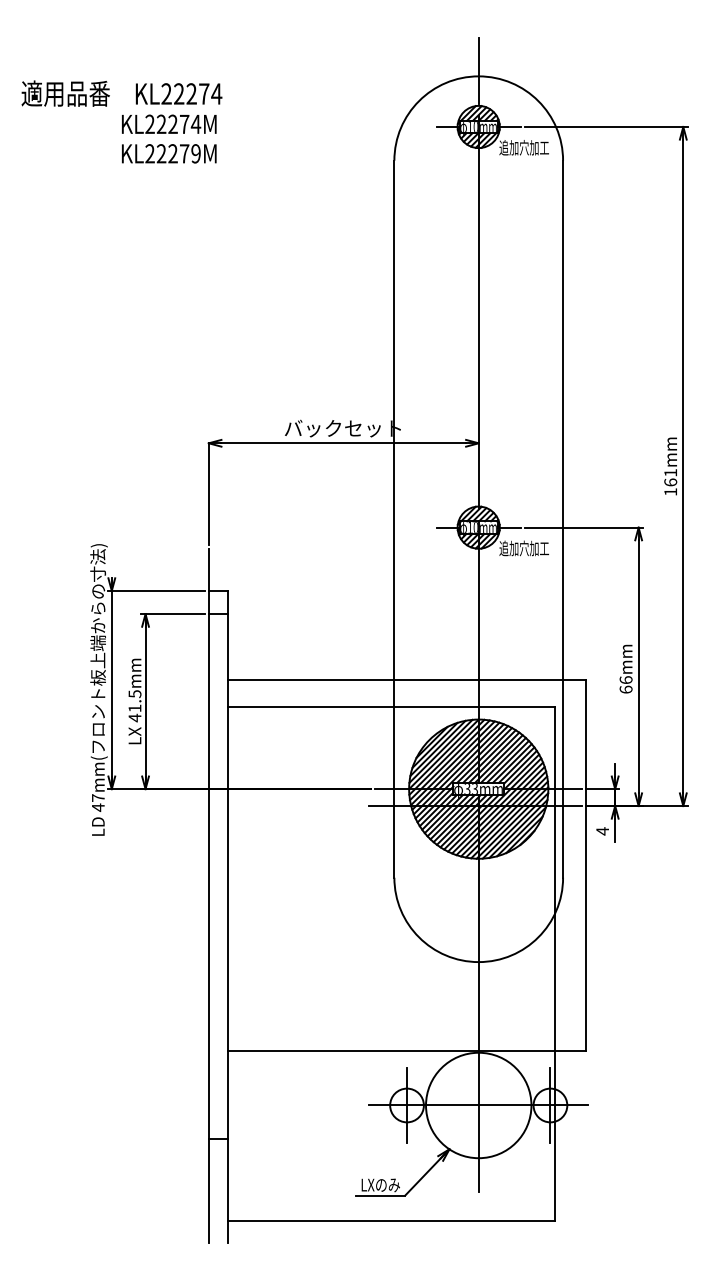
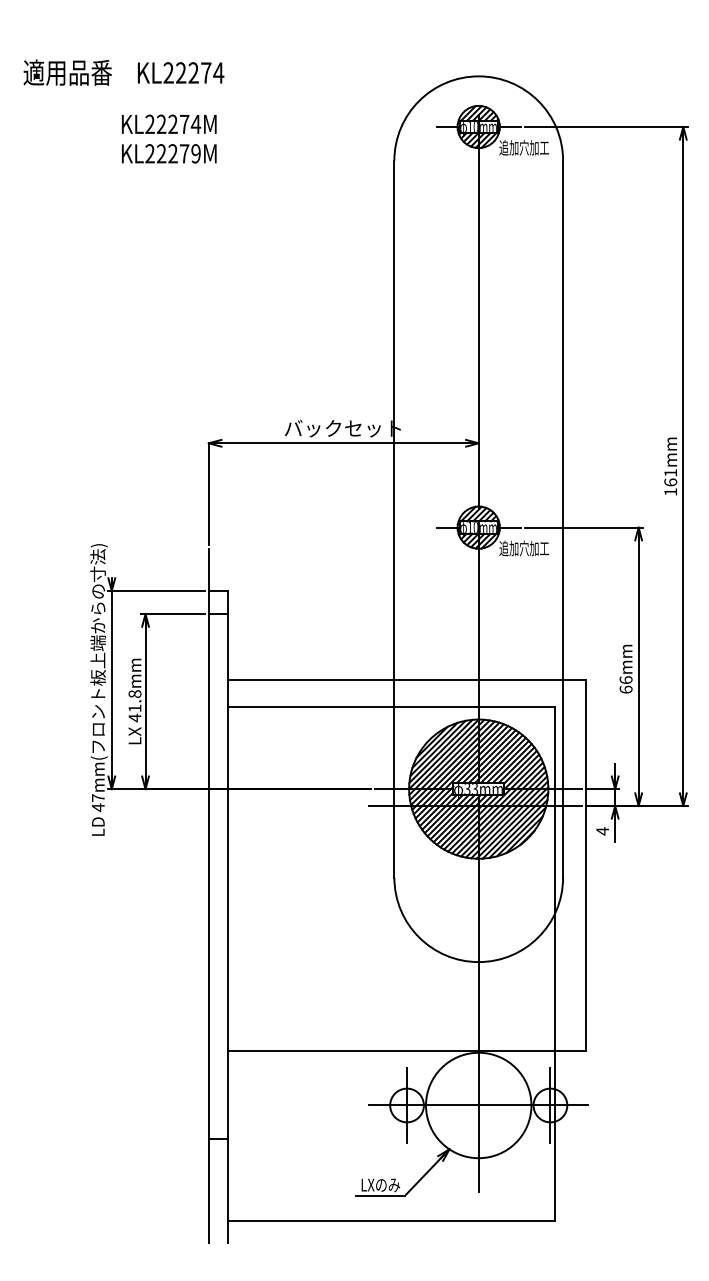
line: present -> none (478, 70)
text position: (121, 93) -> (123, 72) (123, 72)
text: 41.5mm -> 41.8mm (134, 694)
